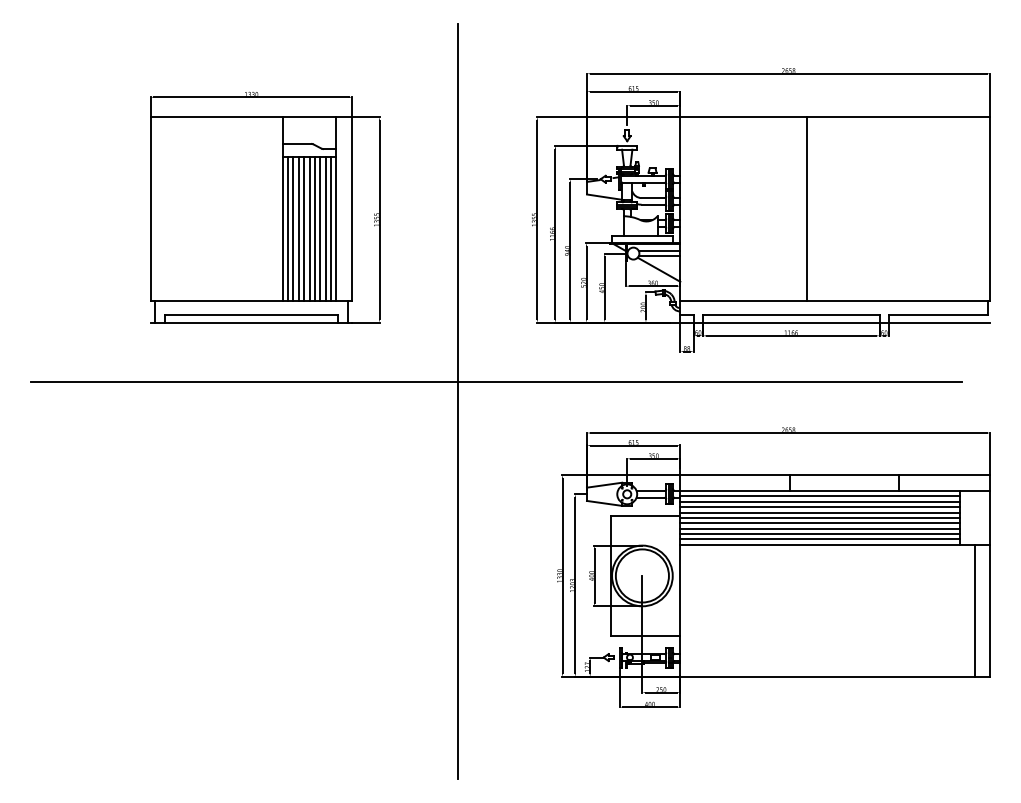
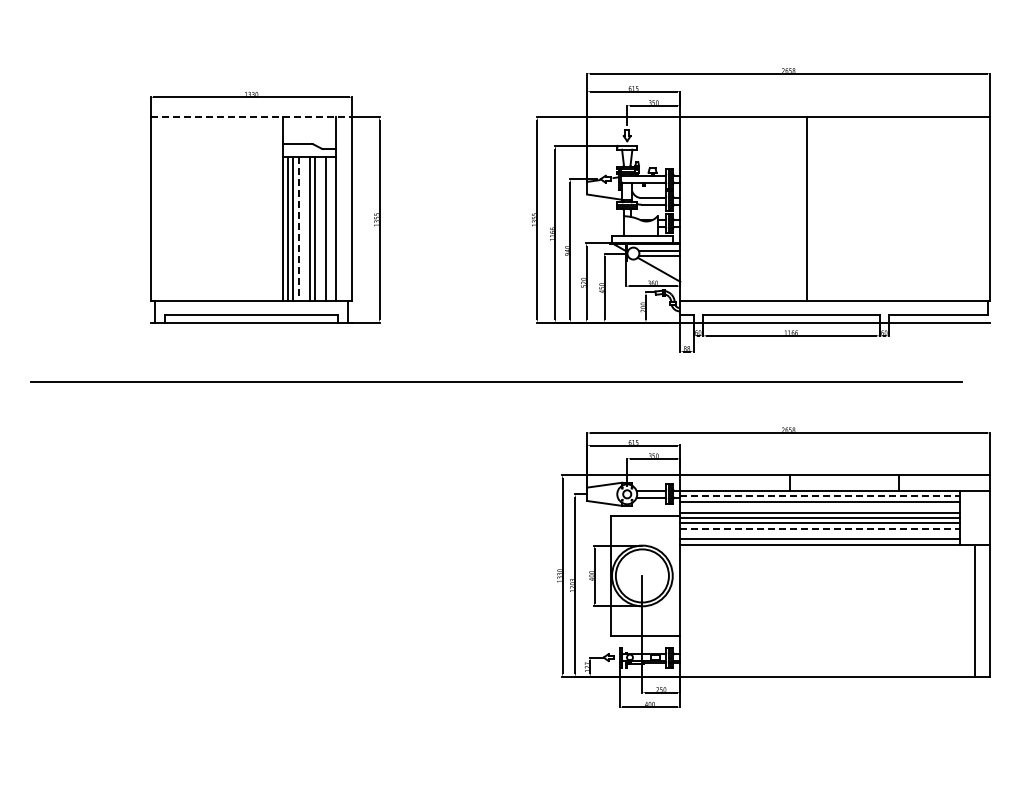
line: solid -> dashed (251, 117)
line: solid -> dashed (298, 229)
line: present -> none (304, 229)
line: present -> none (320, 229)
line: present -> none (330, 229)
line: present -> none (457, 401)
line: solid -> dashed (820, 496)
line: present -> none (819, 507)
line: solid -> dashed (820, 528)
line: present -> none (819, 534)
